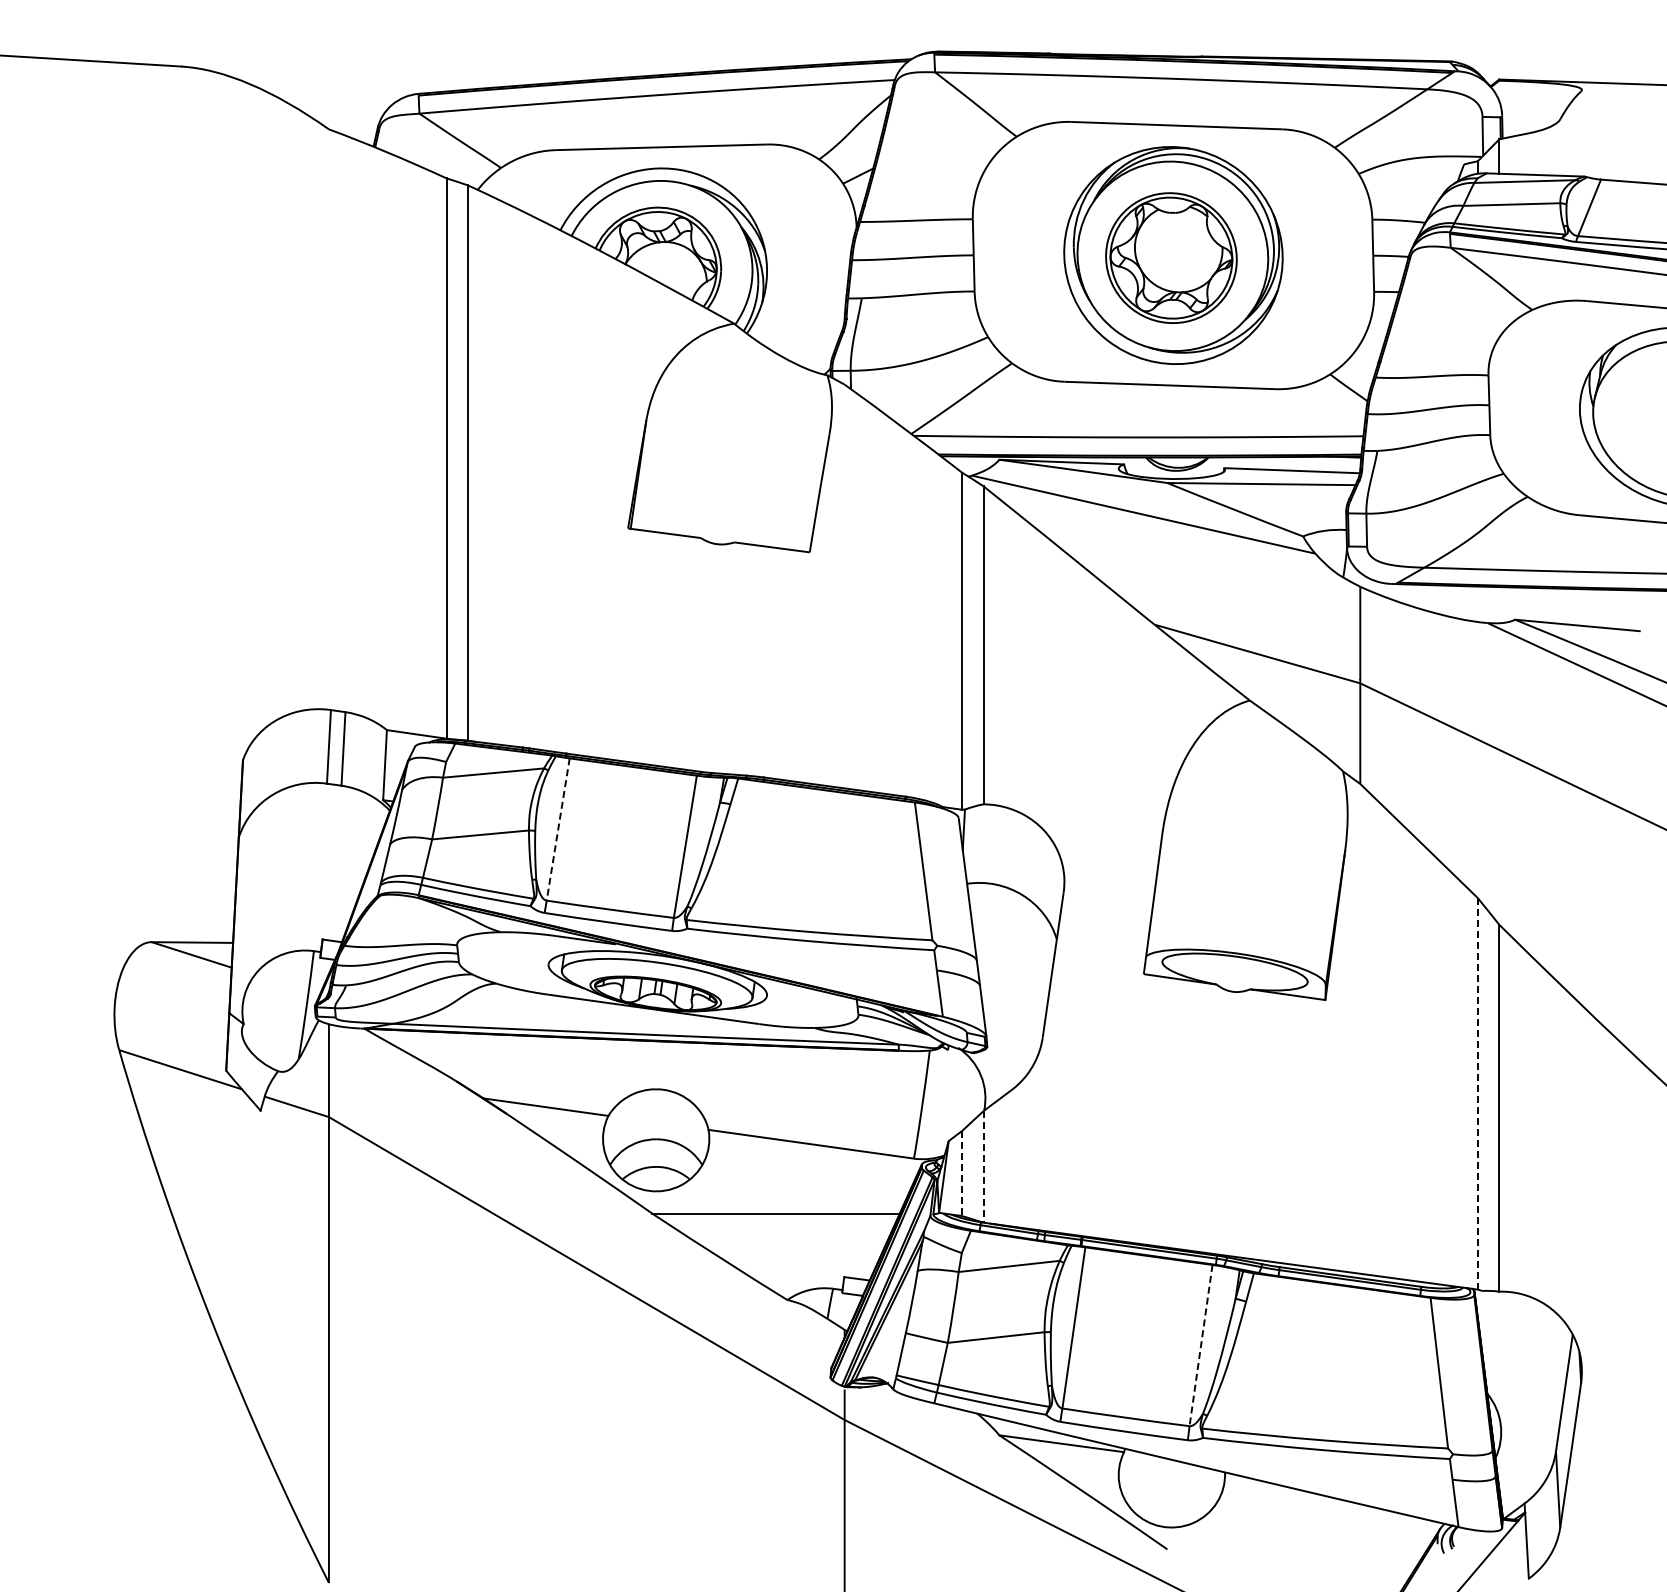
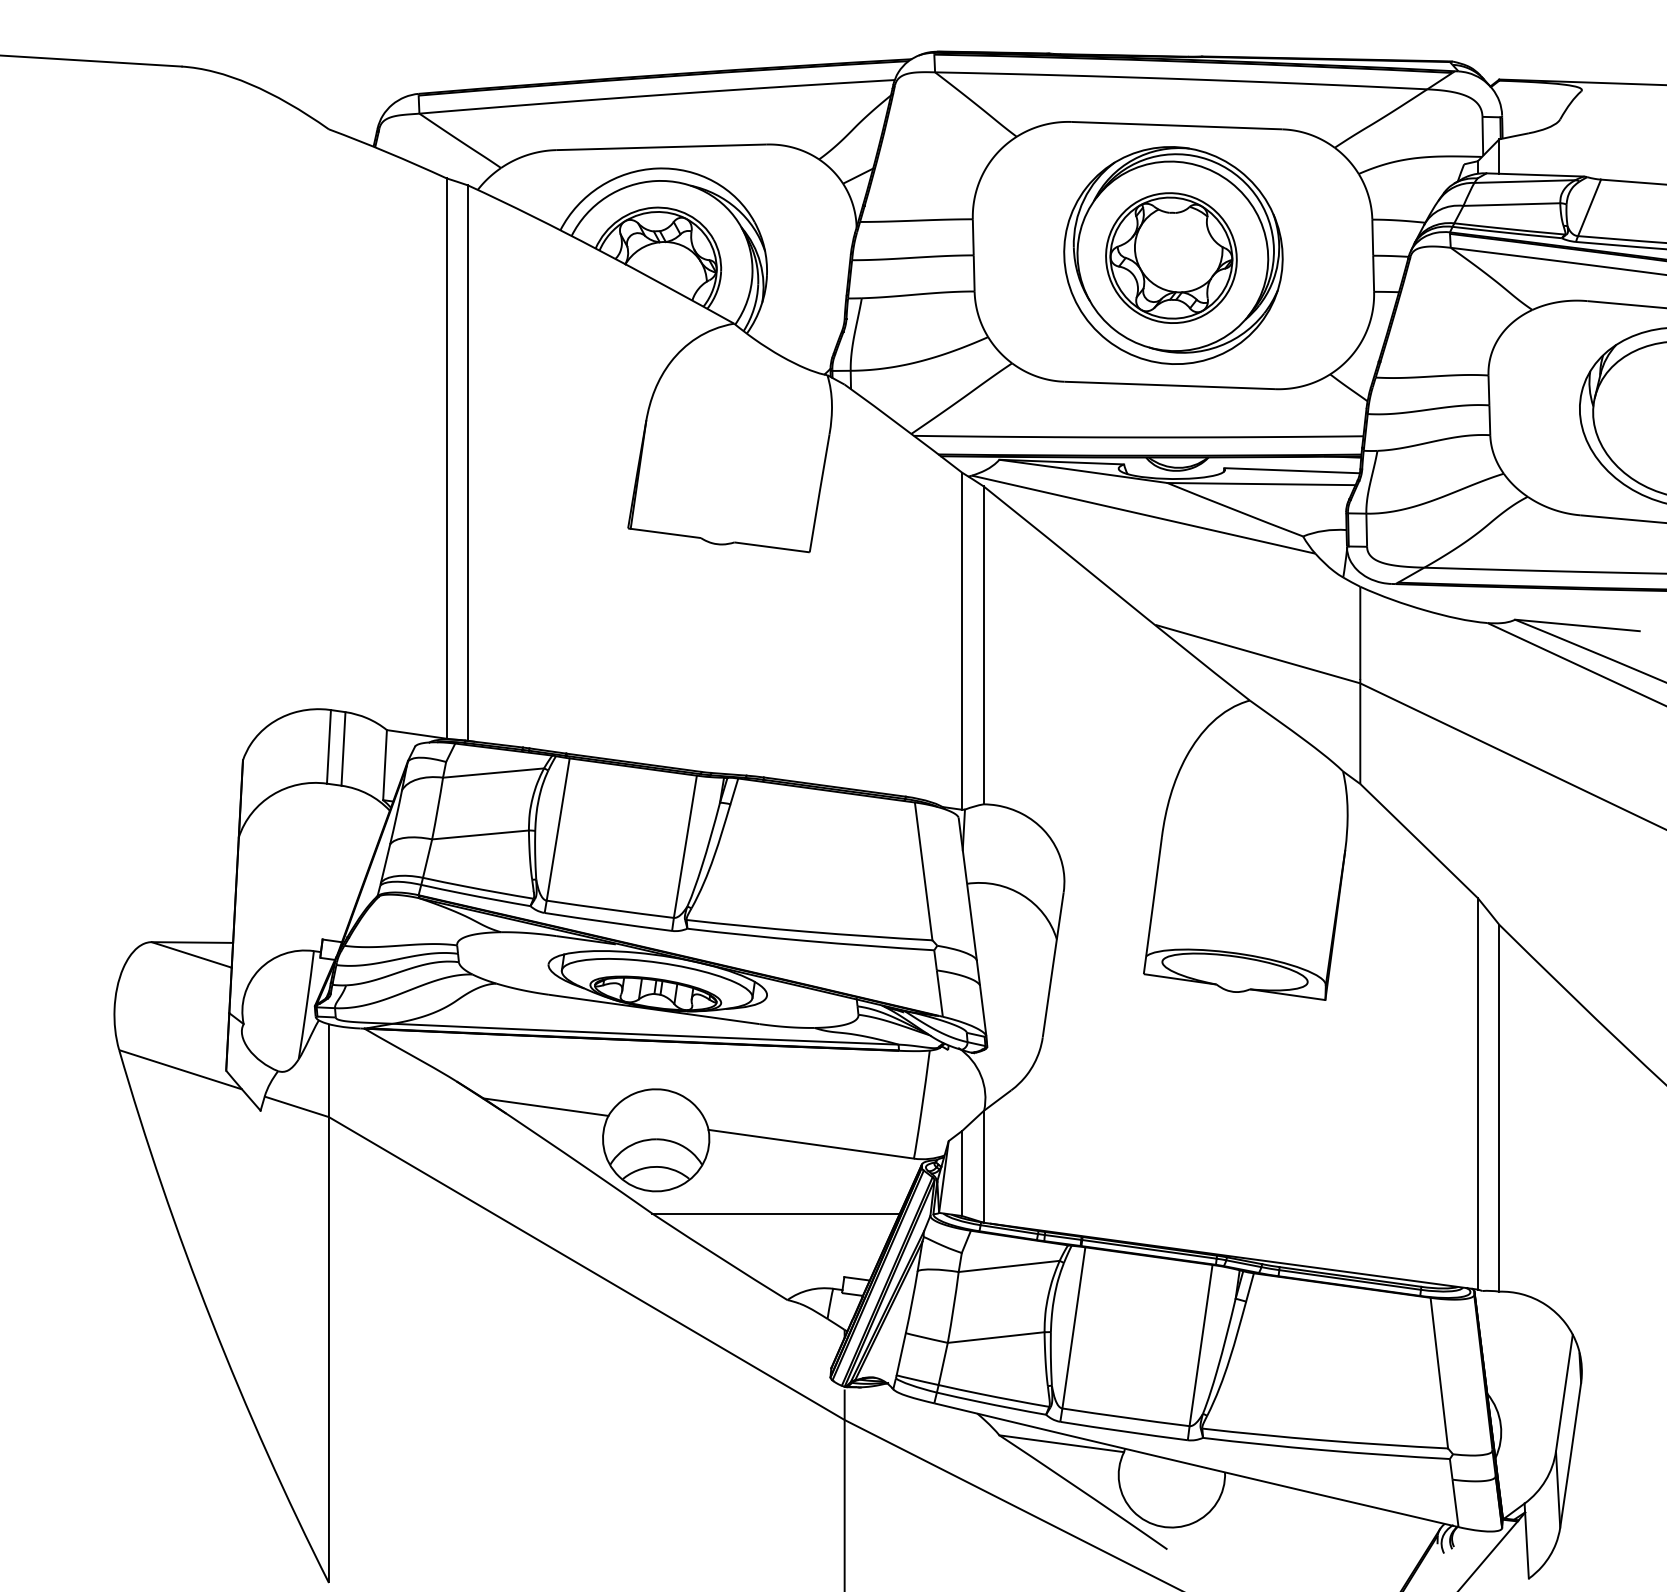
line: dashed -> solid (558, 830)
line: dashed -> solid (1477, 1093)
line: dashed -> solid (983, 1166)
line: dashed -> solid (962, 1173)
line: dashed -> solid (1200, 1346)
